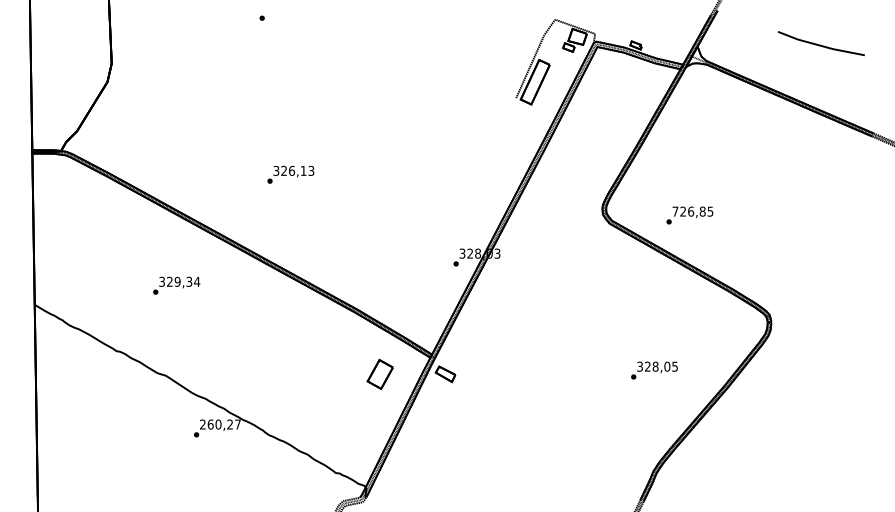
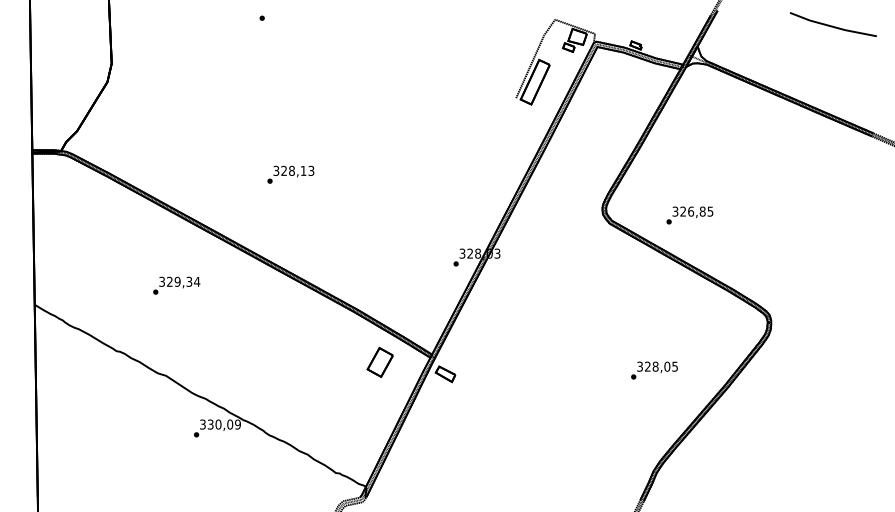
line position: (820, 44) -> (832, 25) (832, 25)
text: 326,13 -> 328,13 (291, 170)
text: 726,85 -> 326,85 (675, 211)
part position: (379, 373) -> (379, 361) (379, 361)
text: 260,27 -> 330,09 (220, 424)
